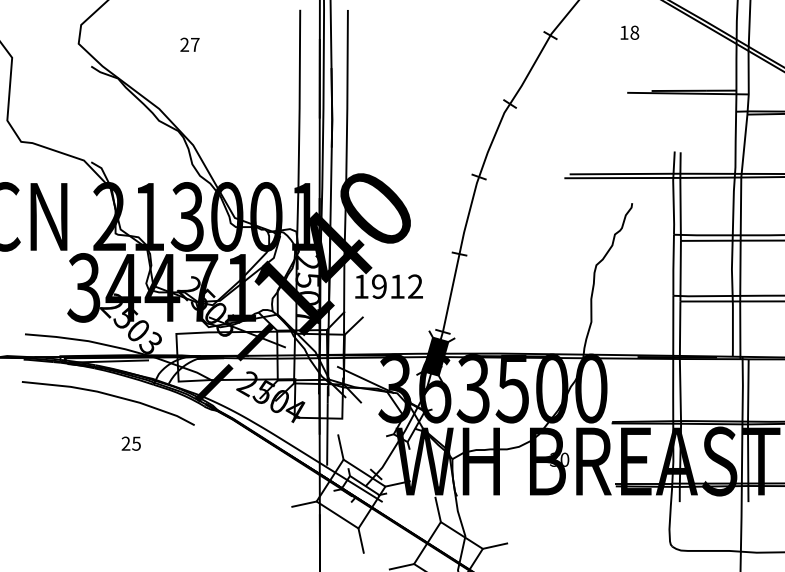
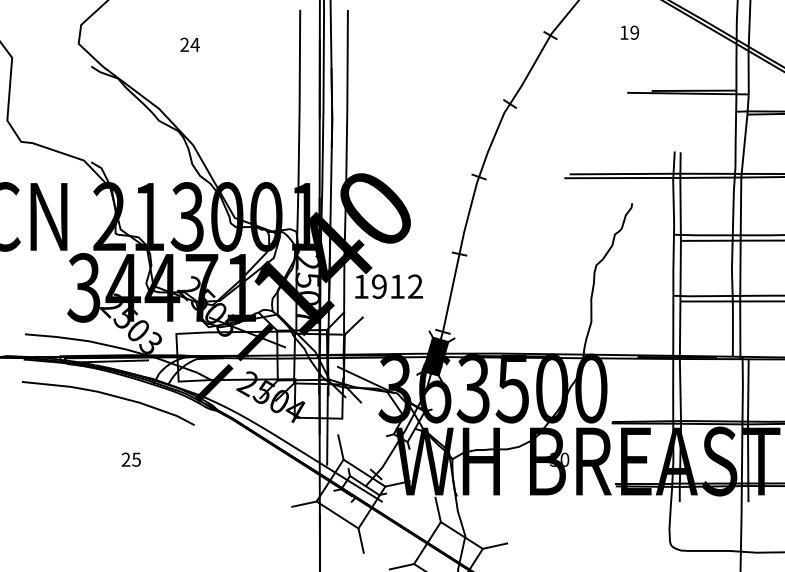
text: 18 -> 19 (634, 32)
text: 27 -> 24 (194, 44)
text position: (130, 443) -> (130, 459) (130, 459)
